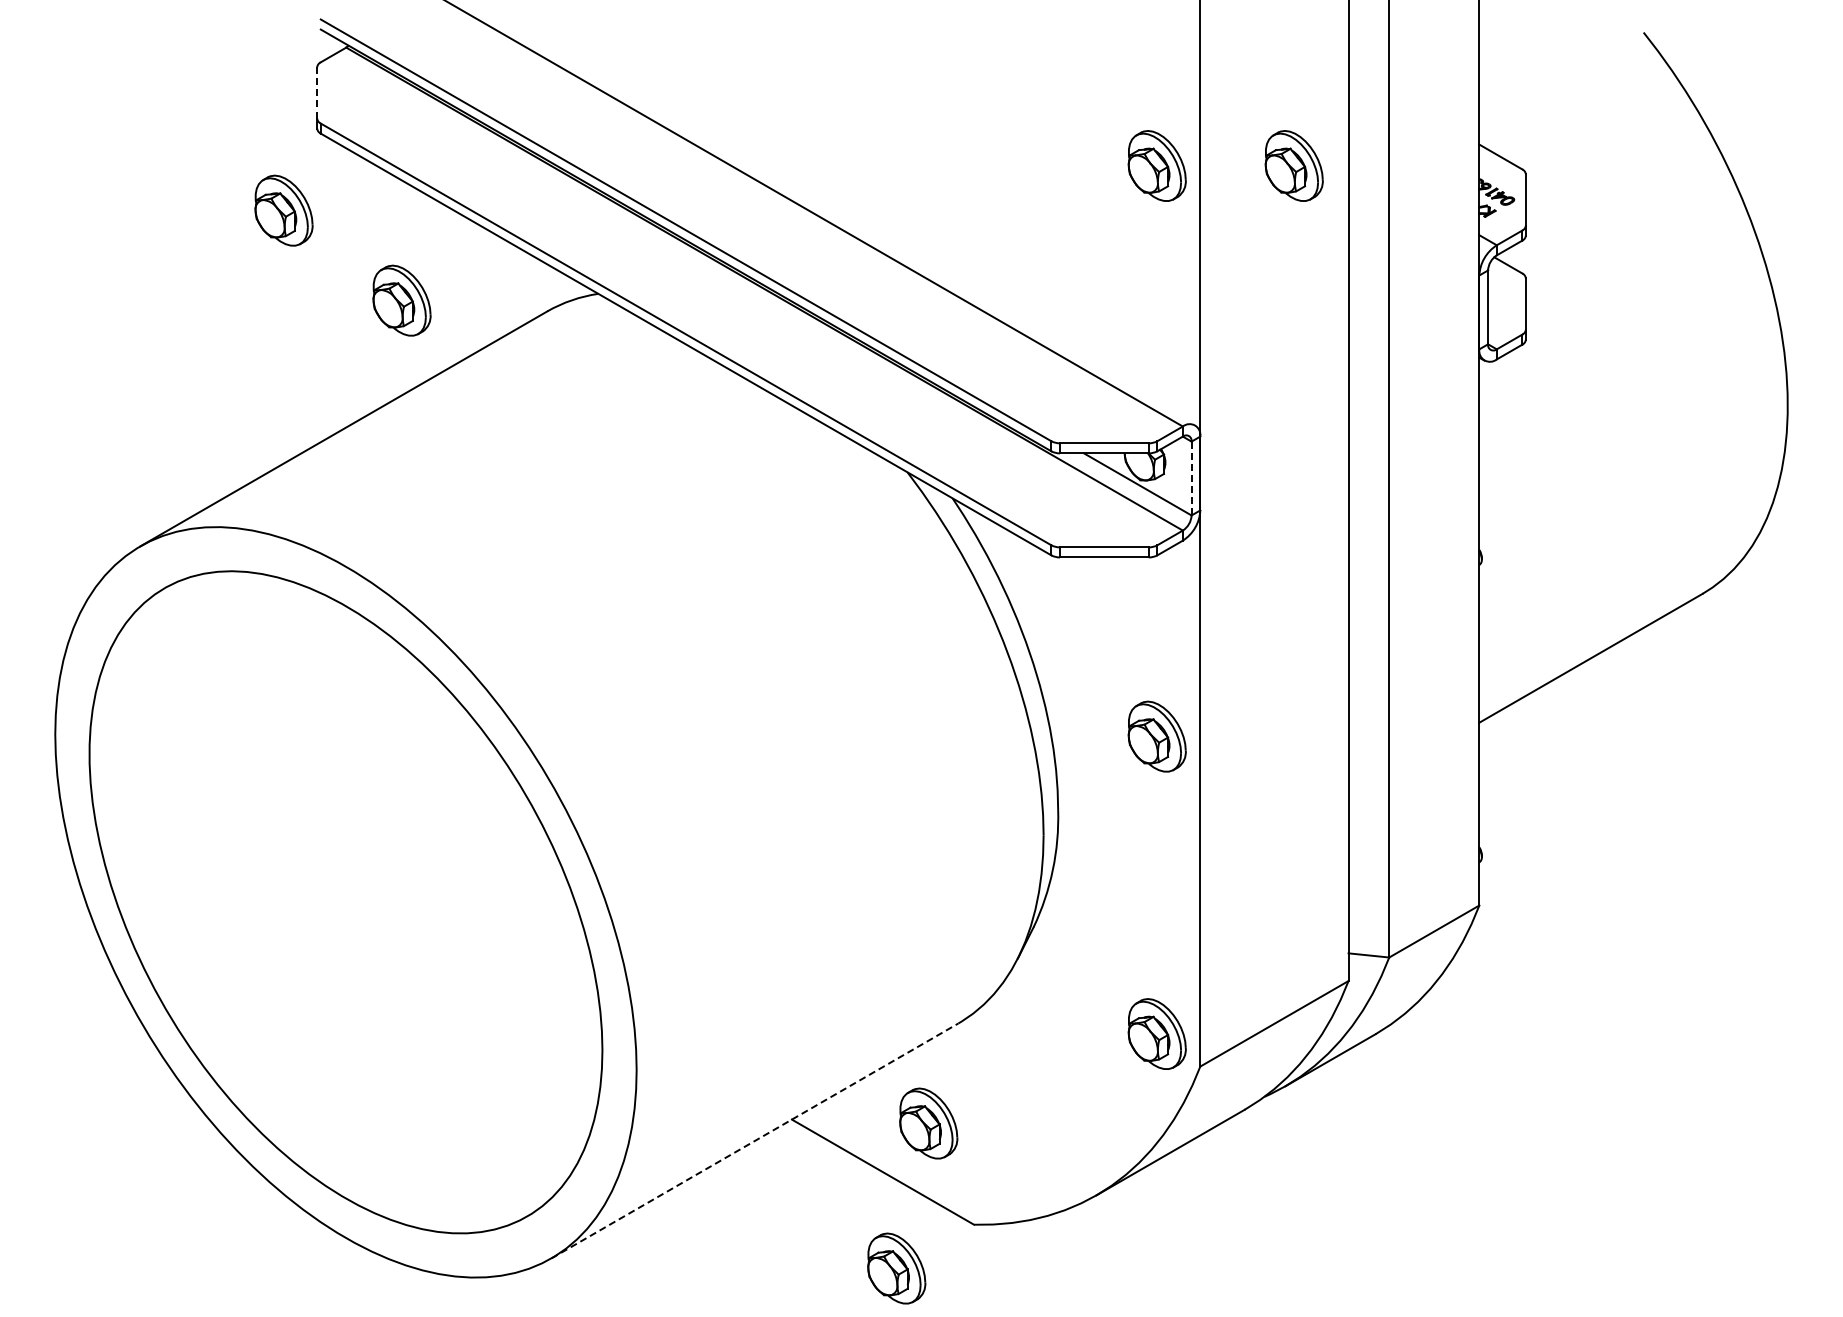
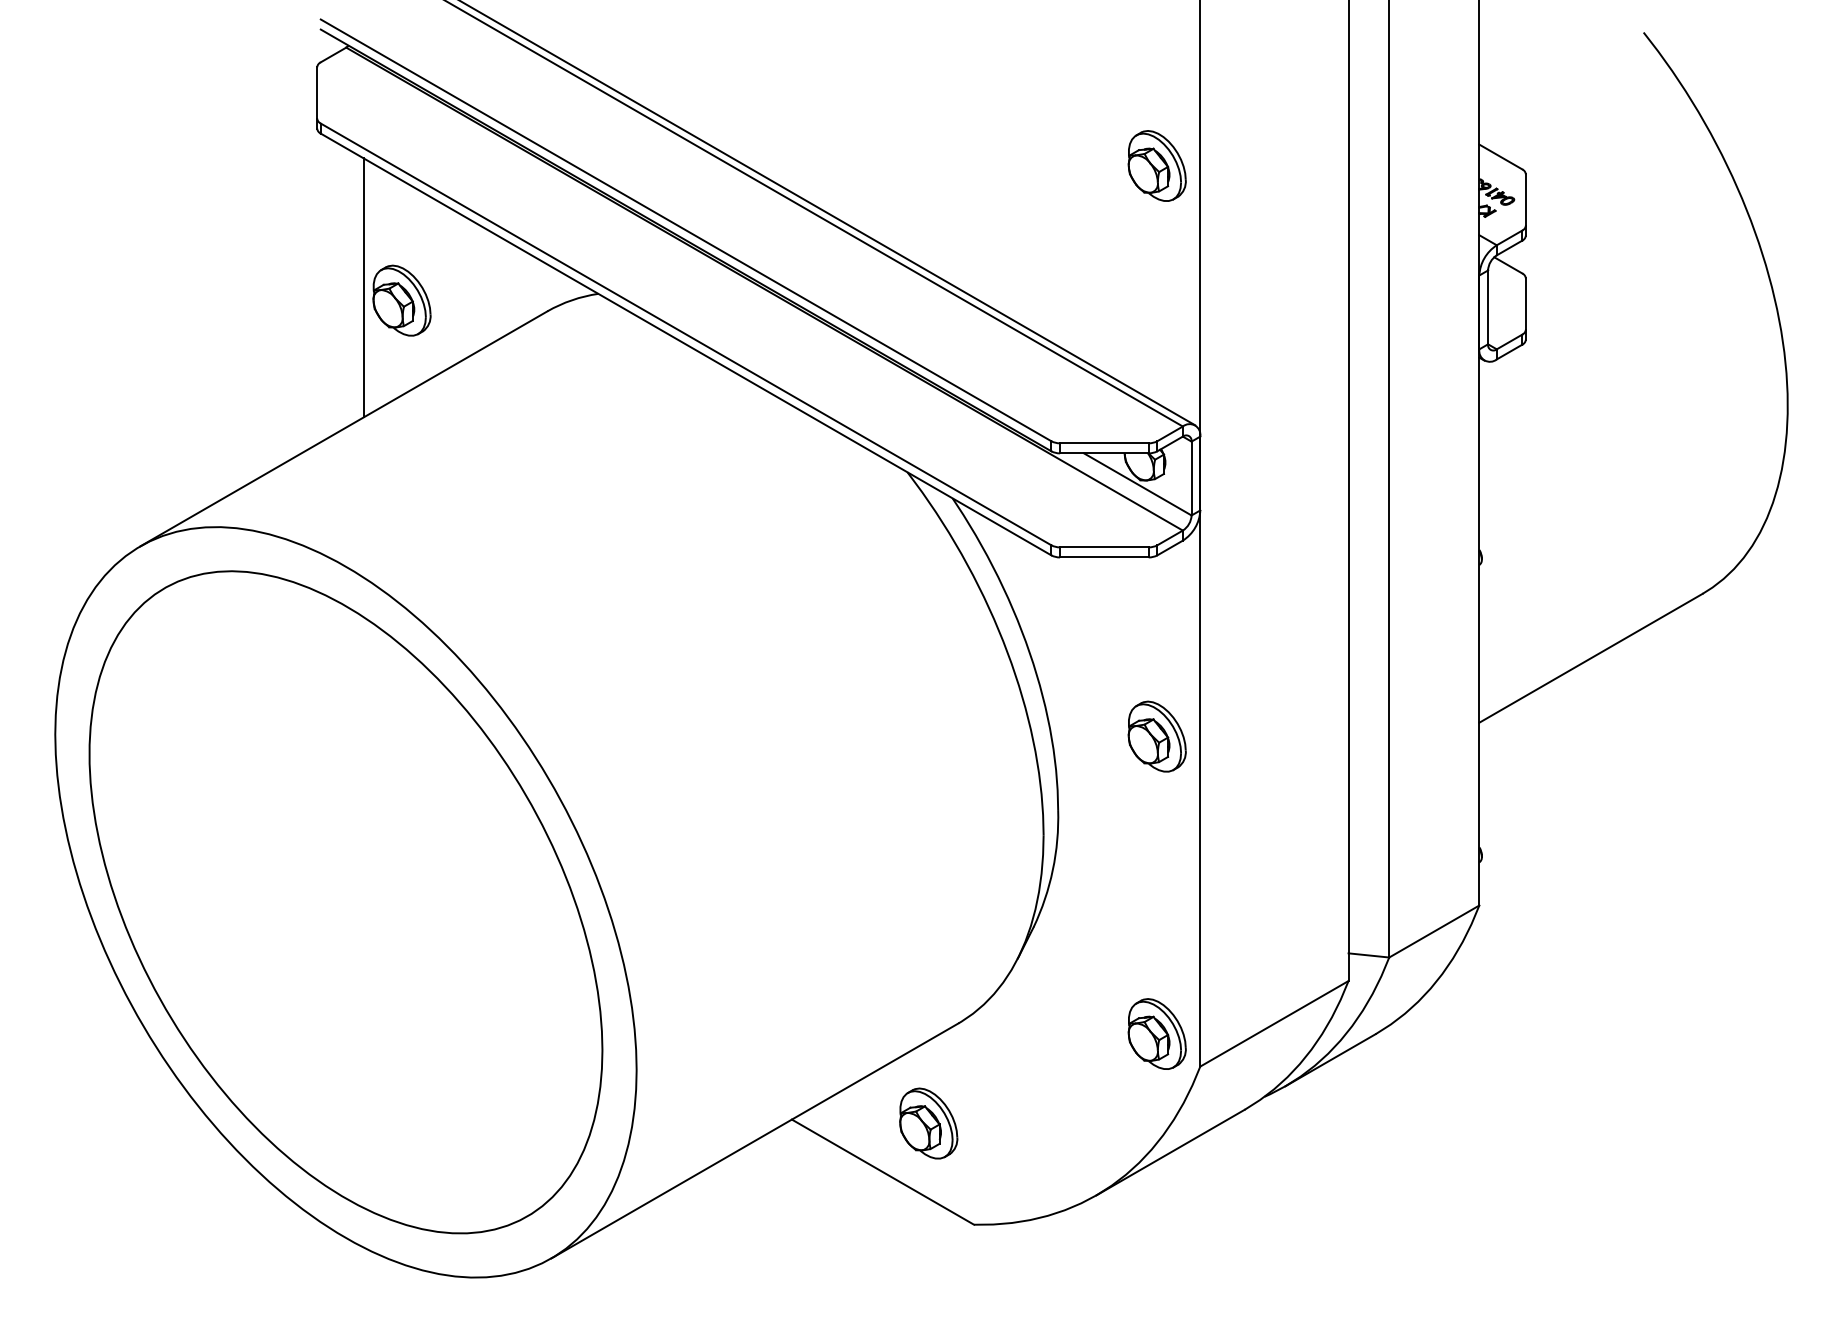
line: dashed -> solid (317, 92)
part: present -> none (1293, 165)
part: present -> none (283, 210)
line: none -> present (828, 213)
line: none -> present (363, 287)
line: dashed -> solid (1191, 478)
line: dashed -> solid (754, 1140)
part: present -> none (896, 1268)
